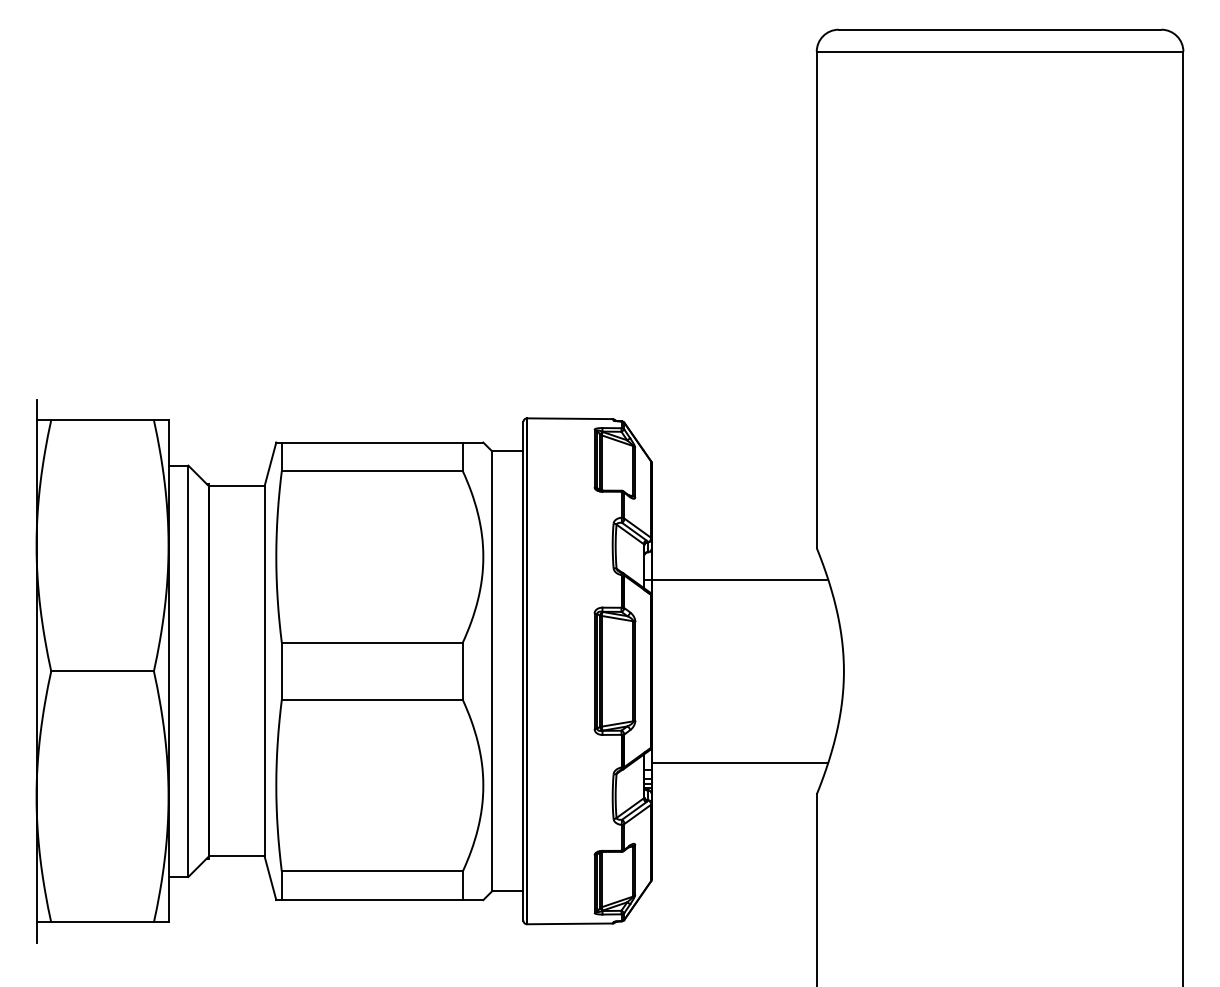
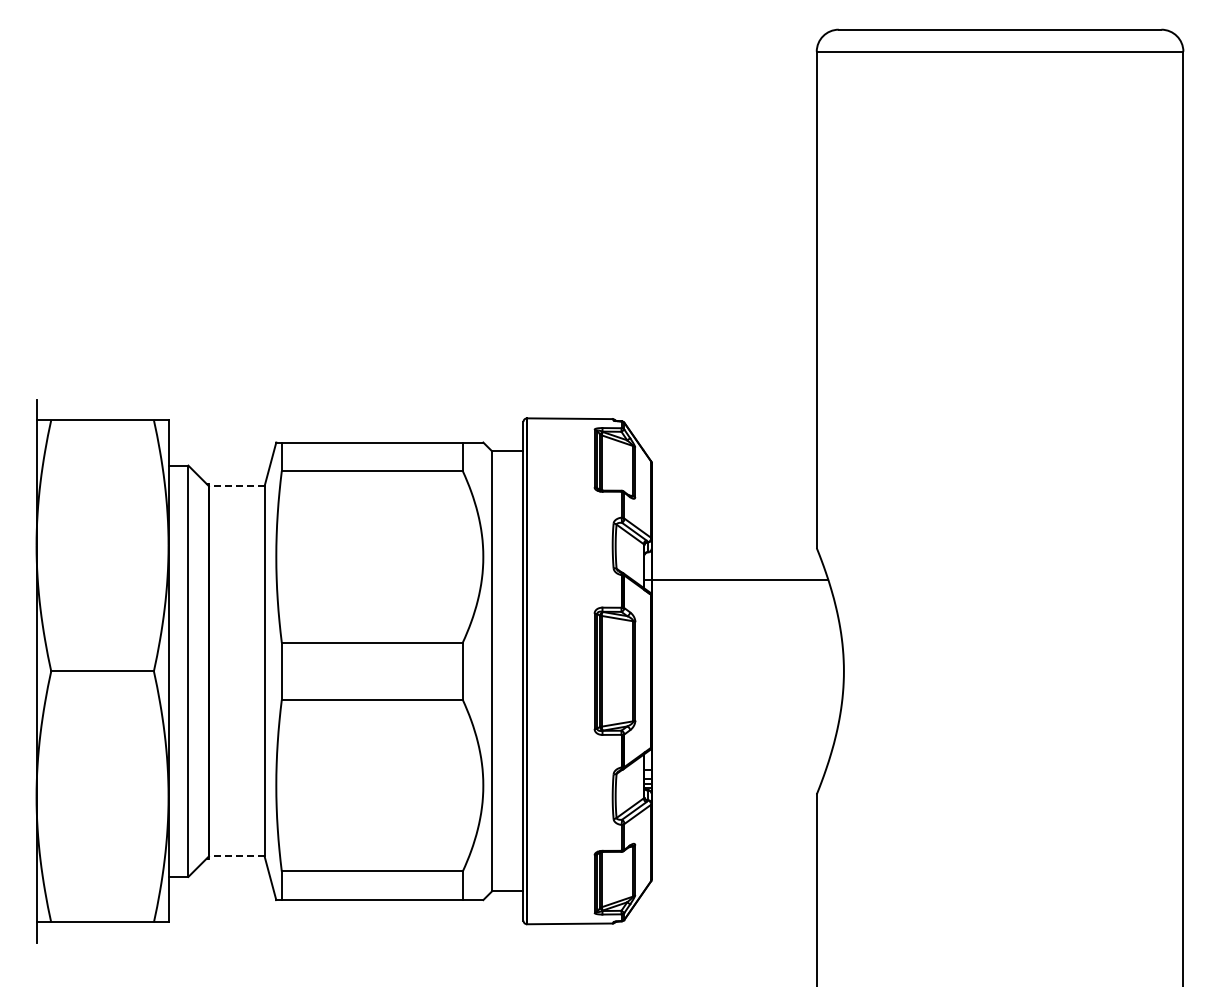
line: solid -> dashed (236, 486)
line: present -> none (739, 762)
line: solid -> dashed (236, 856)
